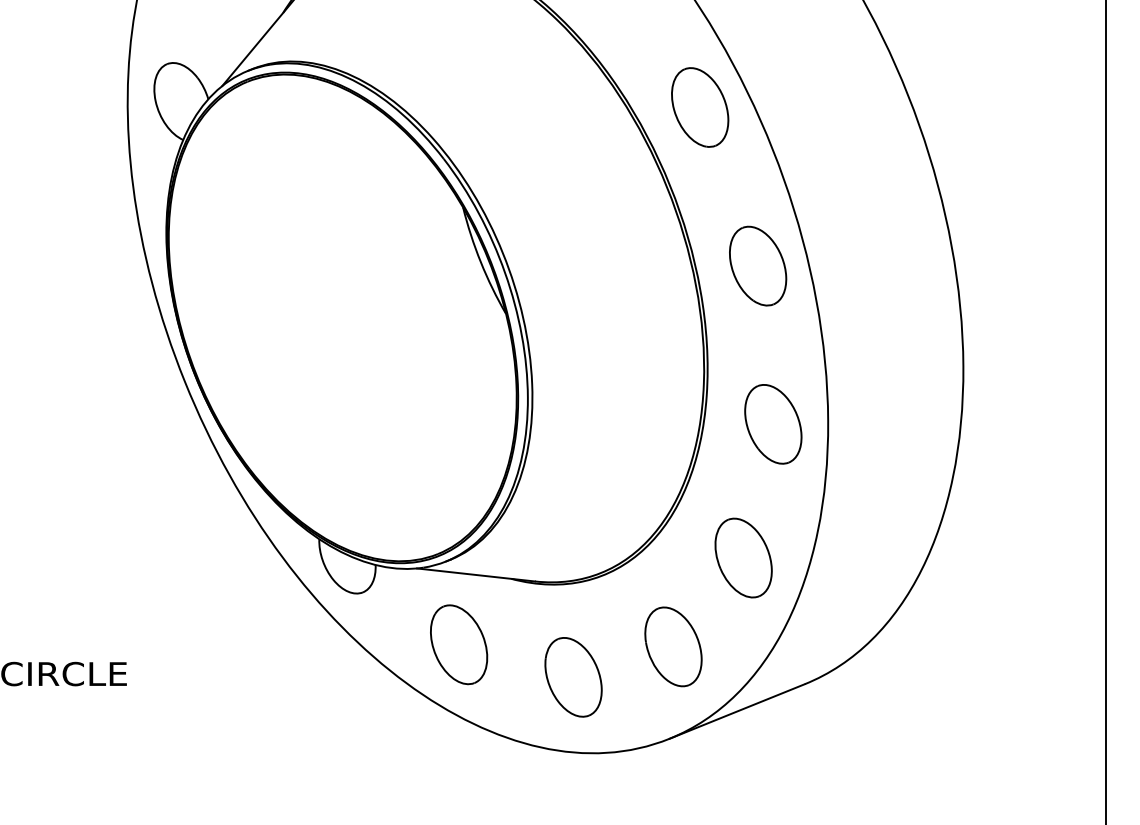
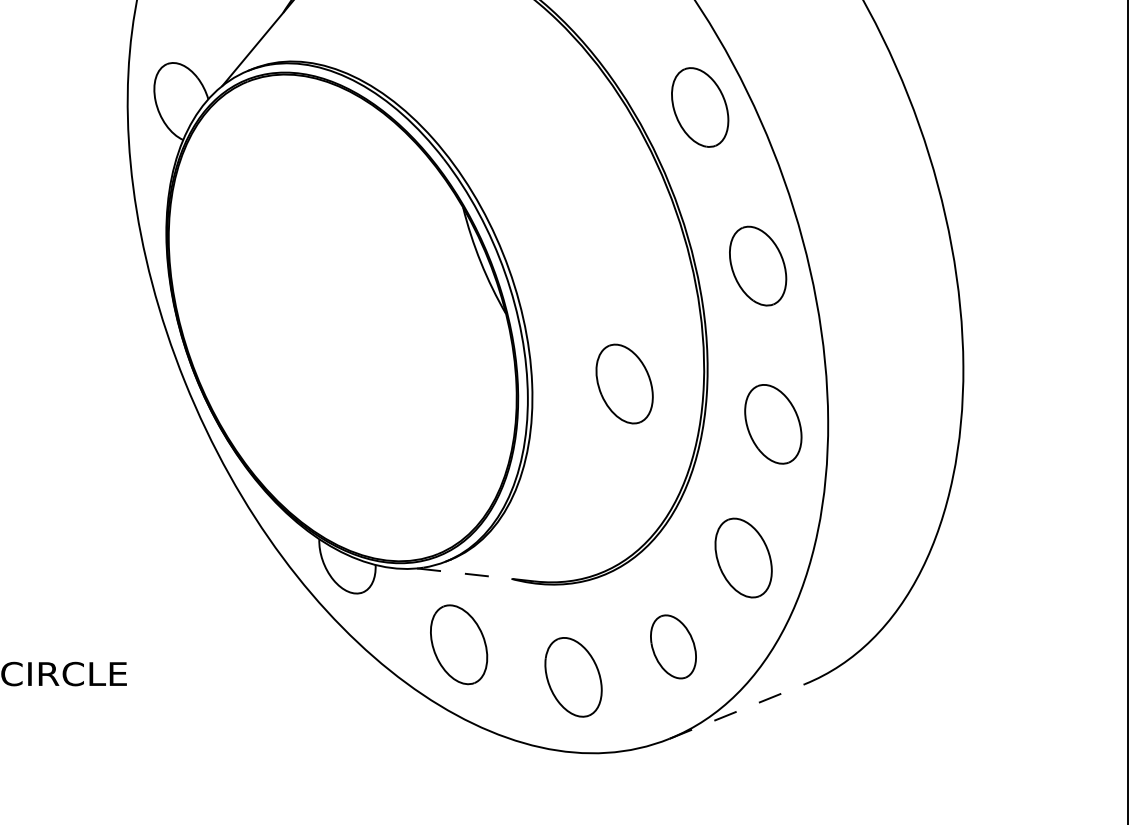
part: none -> present (624, 383)
line position: (1105, 411) -> (1127, 411) (1127, 411)
line: solid -> dashed (476, 575)
part size: 59x82 px -> 47x66 px (673, 646)
line: solid -> dashed (737, 711)
